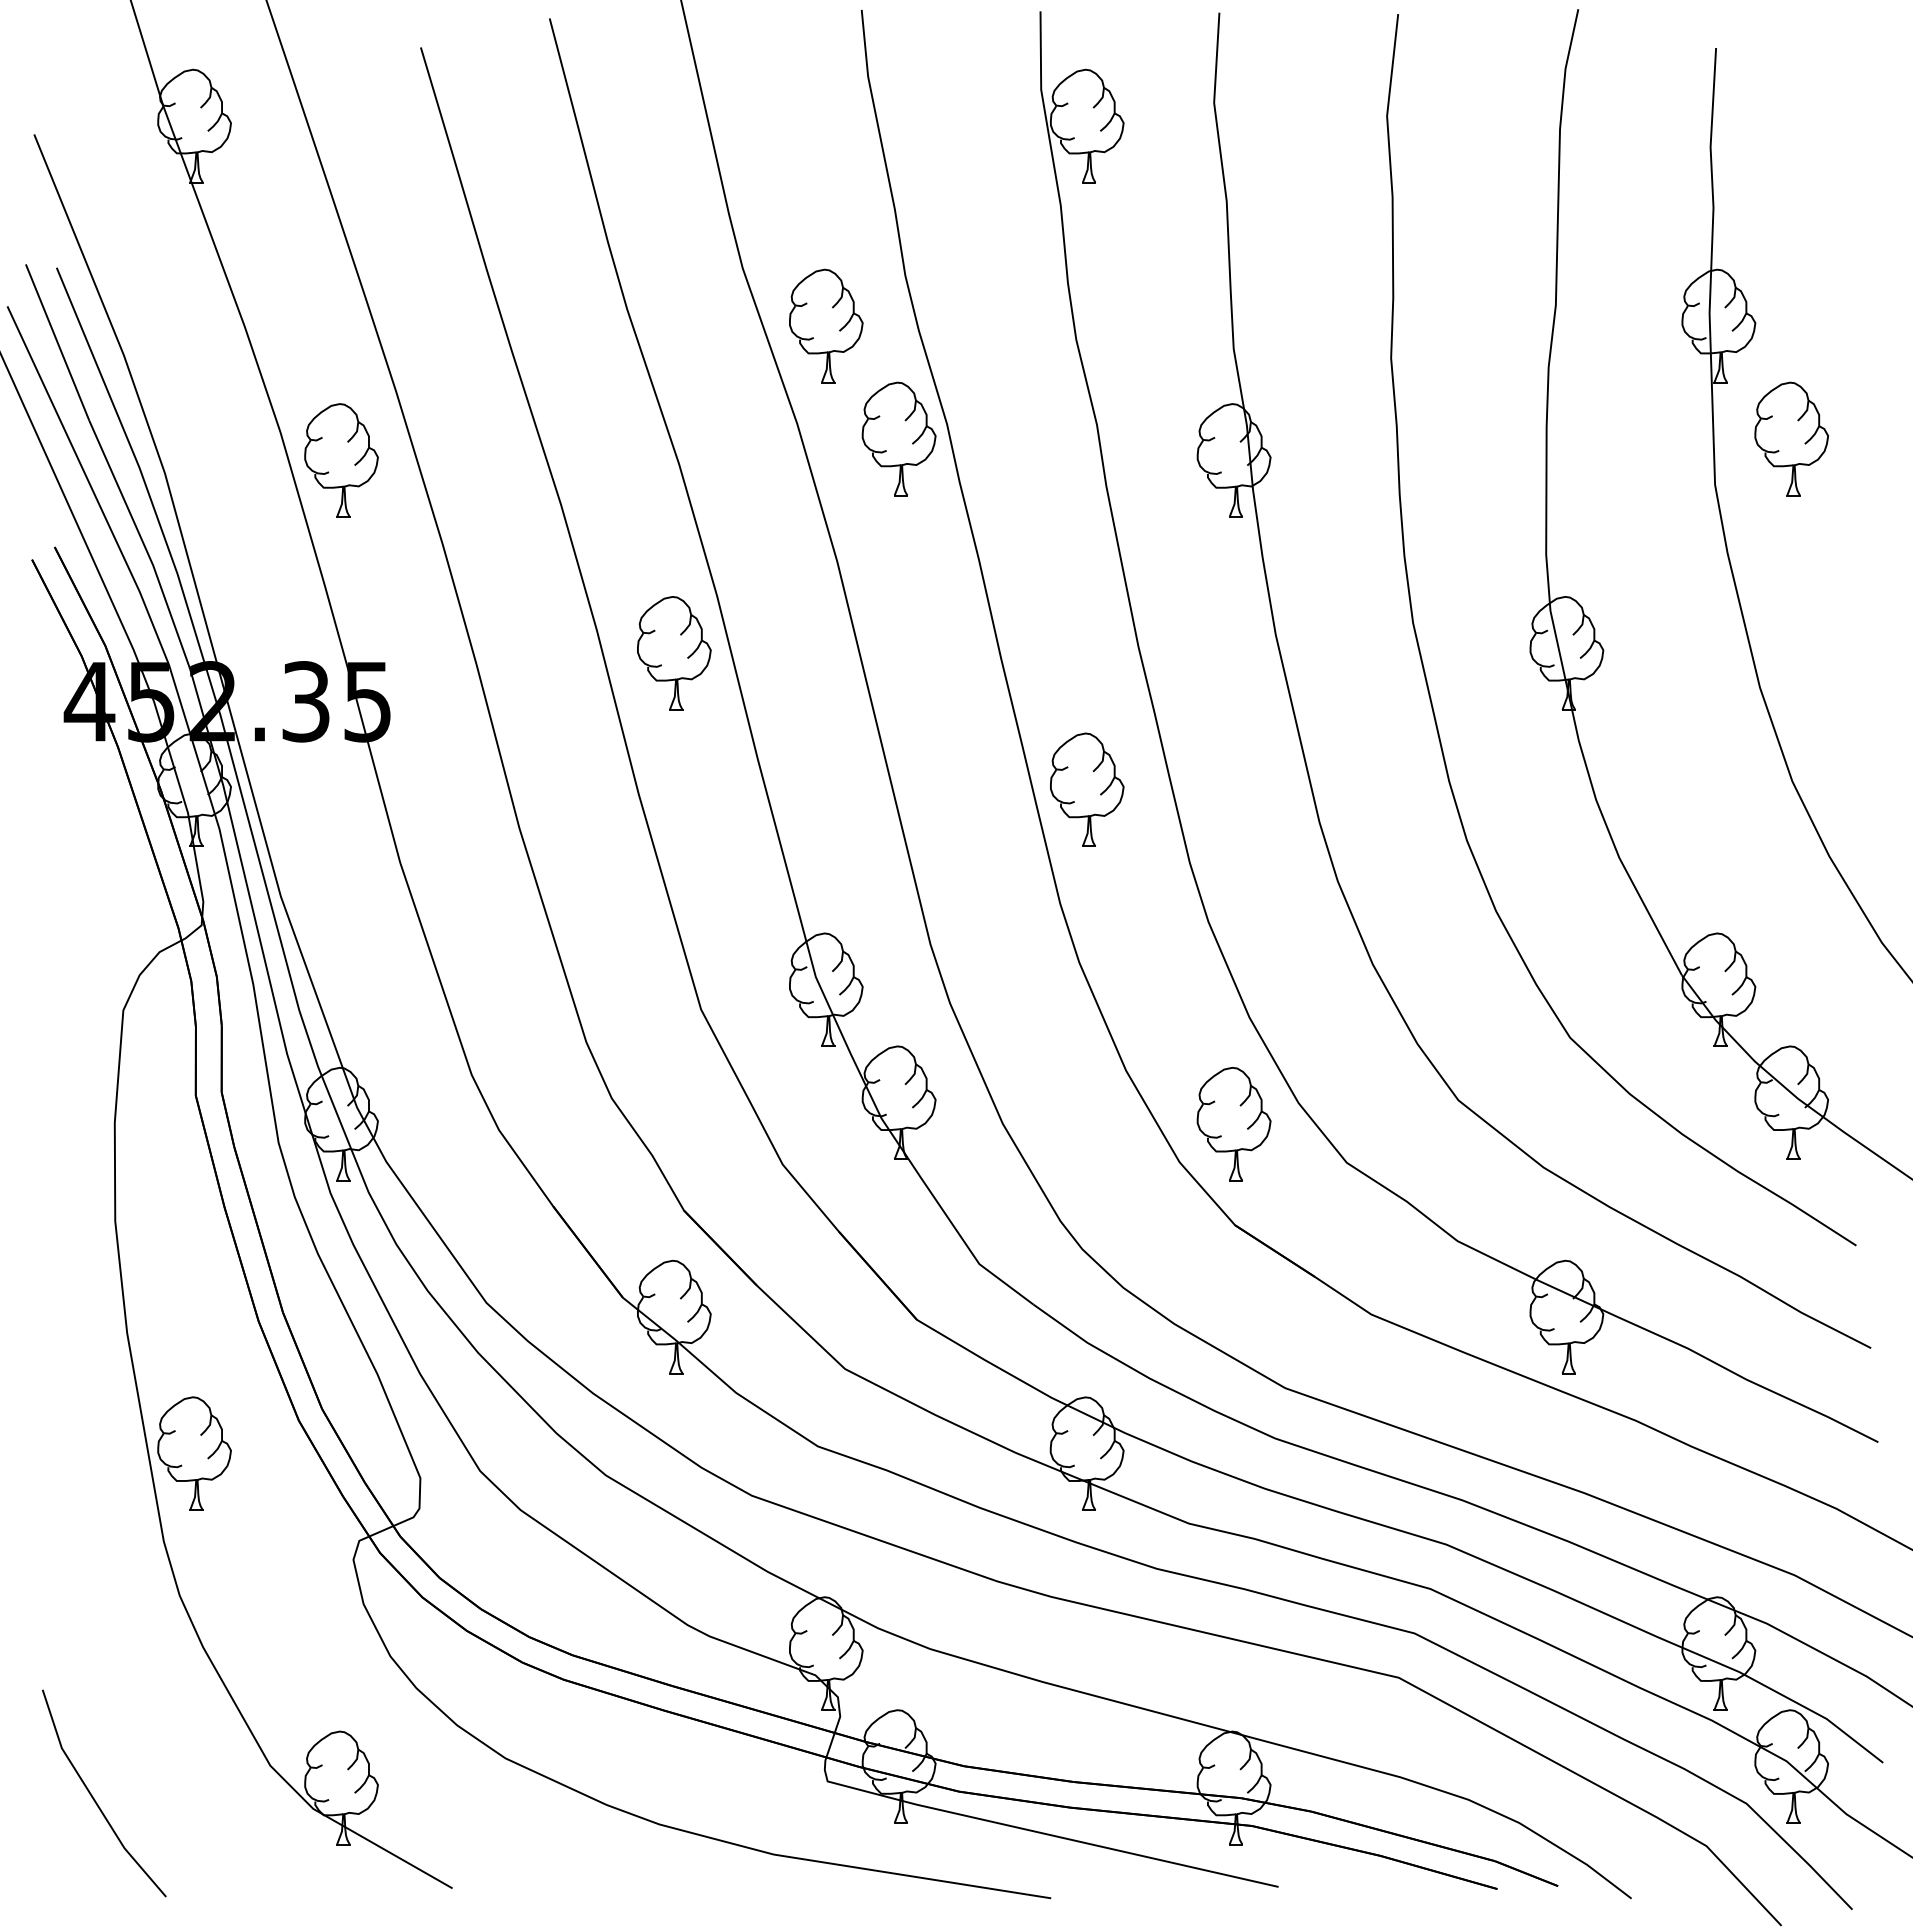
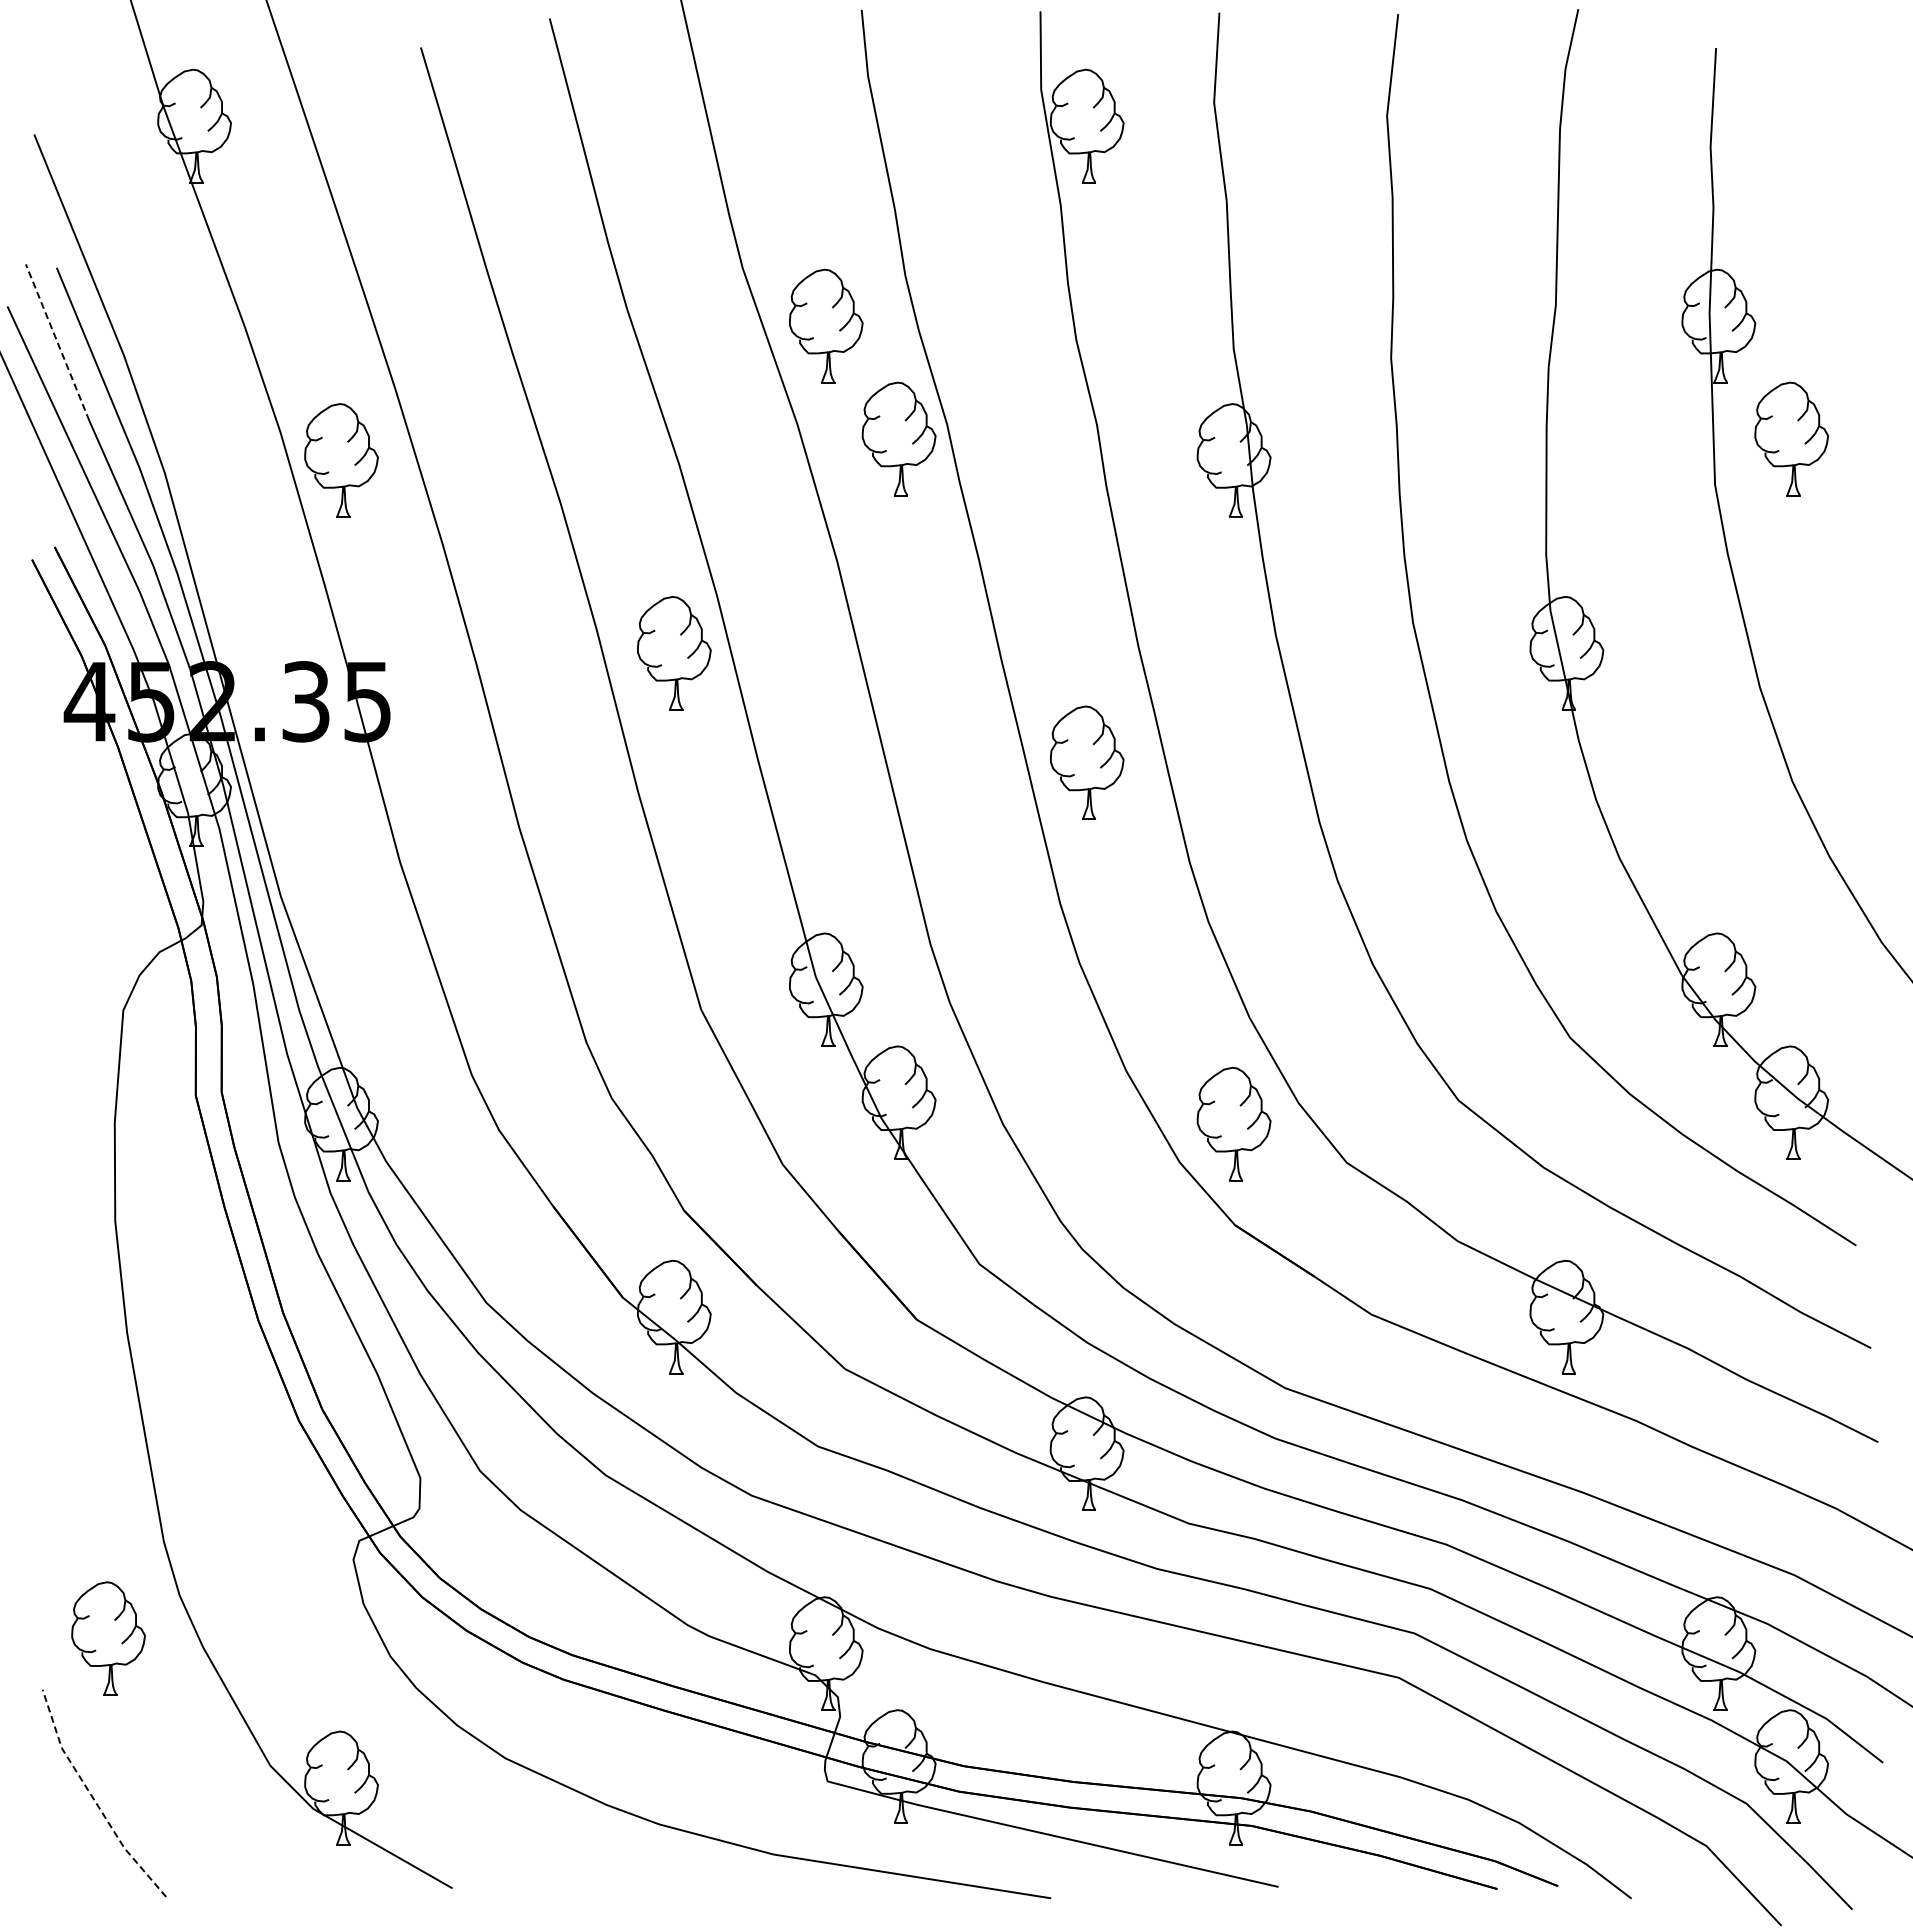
line: solid -> dashed (57, 342)
part position: (1087, 789) -> (1087, 762) (1087, 762)
part position: (194, 1453) -> (108, 1638) (108, 1638)
line: solid -> dashed (94, 1799)
